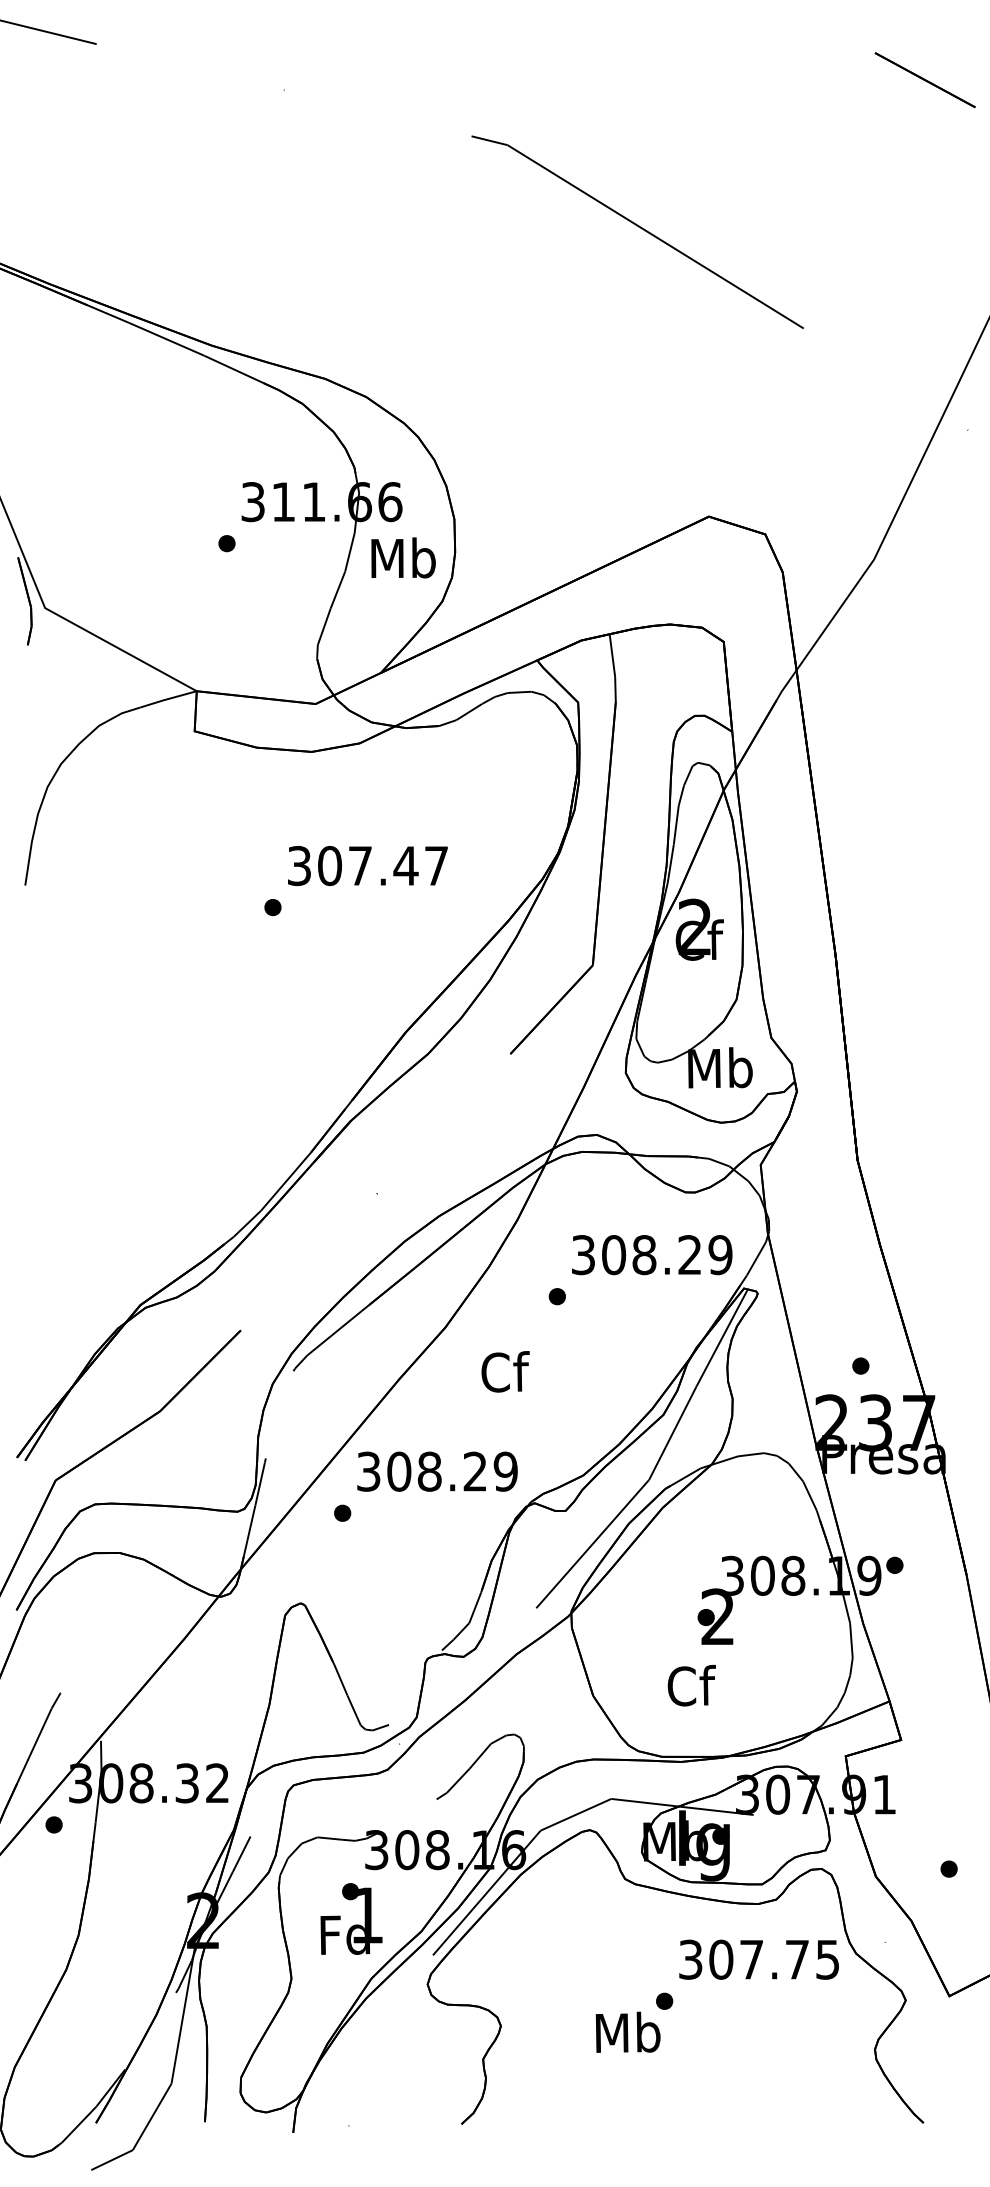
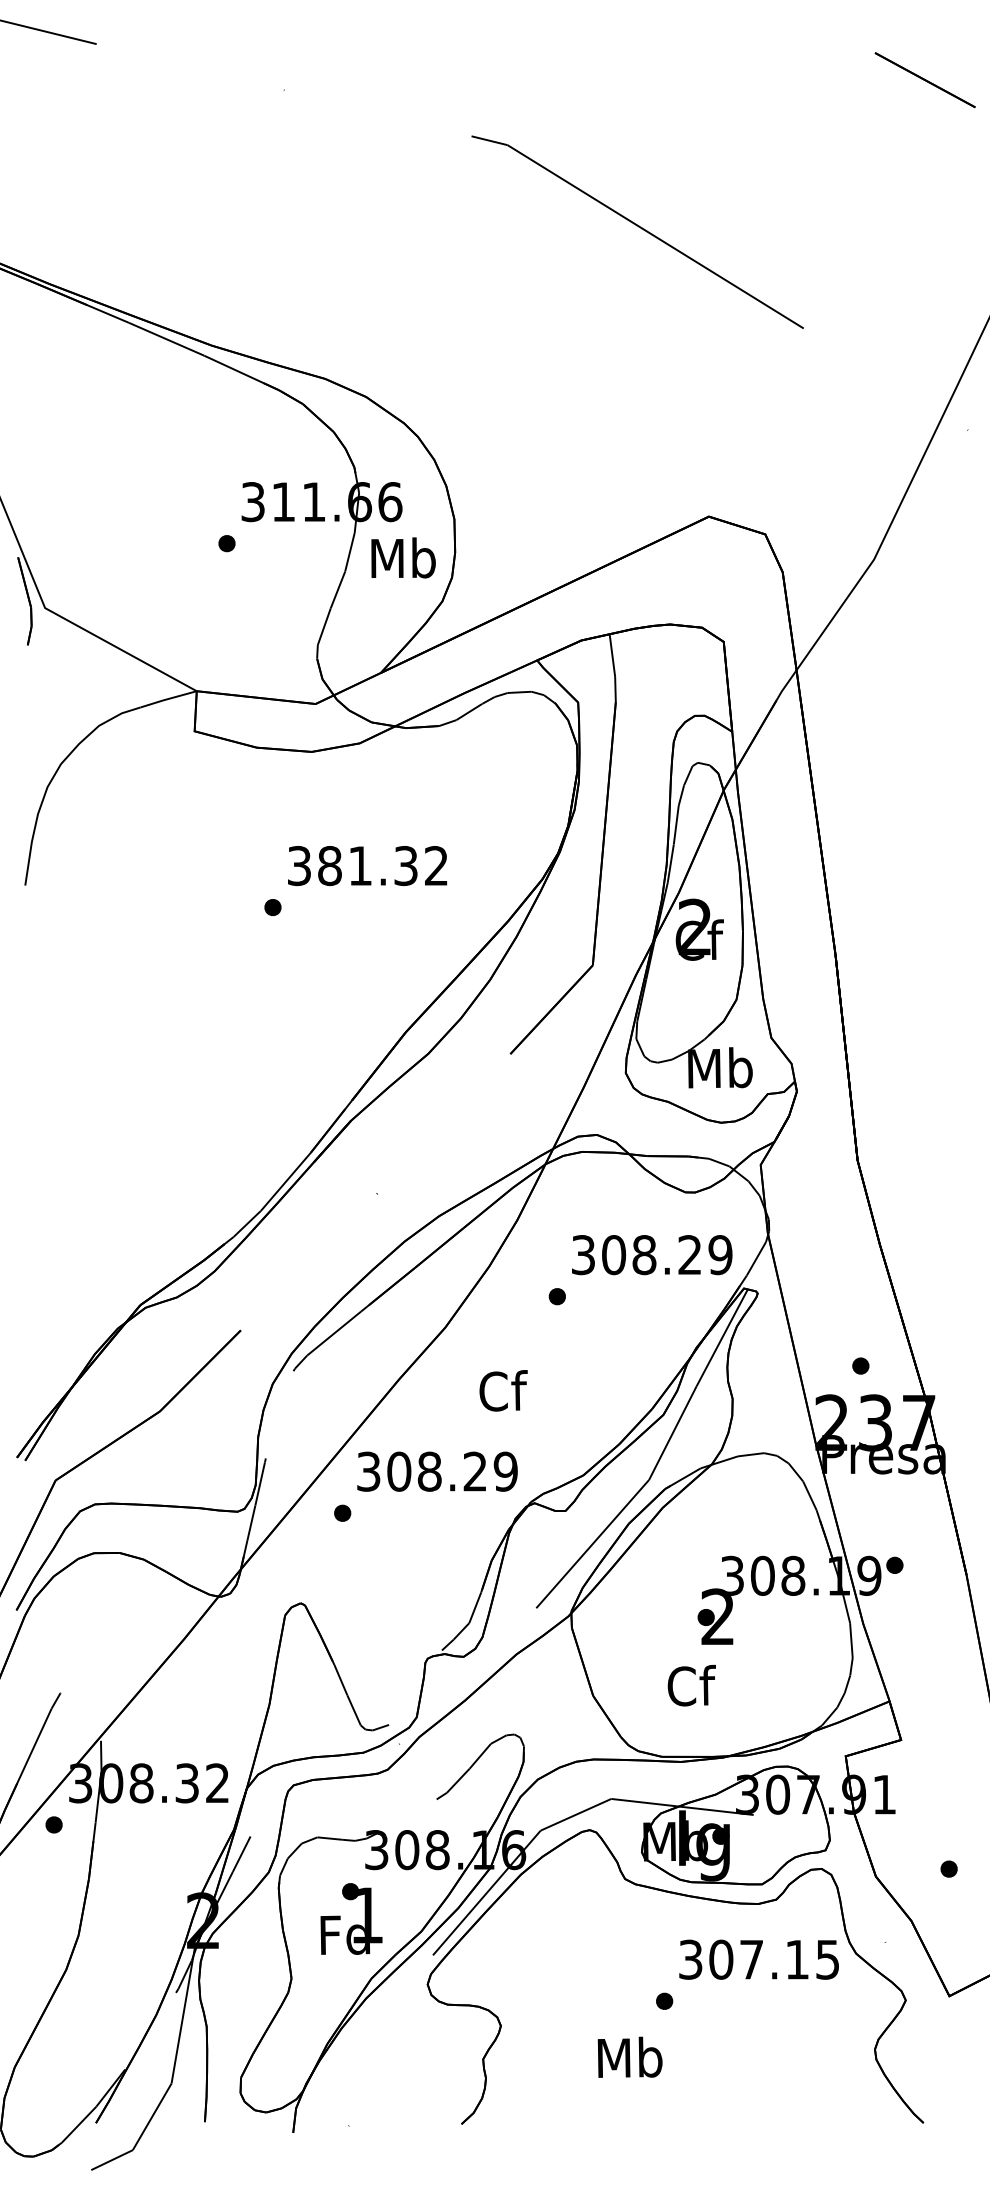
text: 307.47 -> 381.32 (382, 866)
text position: (505, 1371) -> (503, 1390) (503, 1390)
text: 307.75 -> 307.15 (797, 1959)
text position: (627, 2031) -> (629, 2056) (629, 2056)
